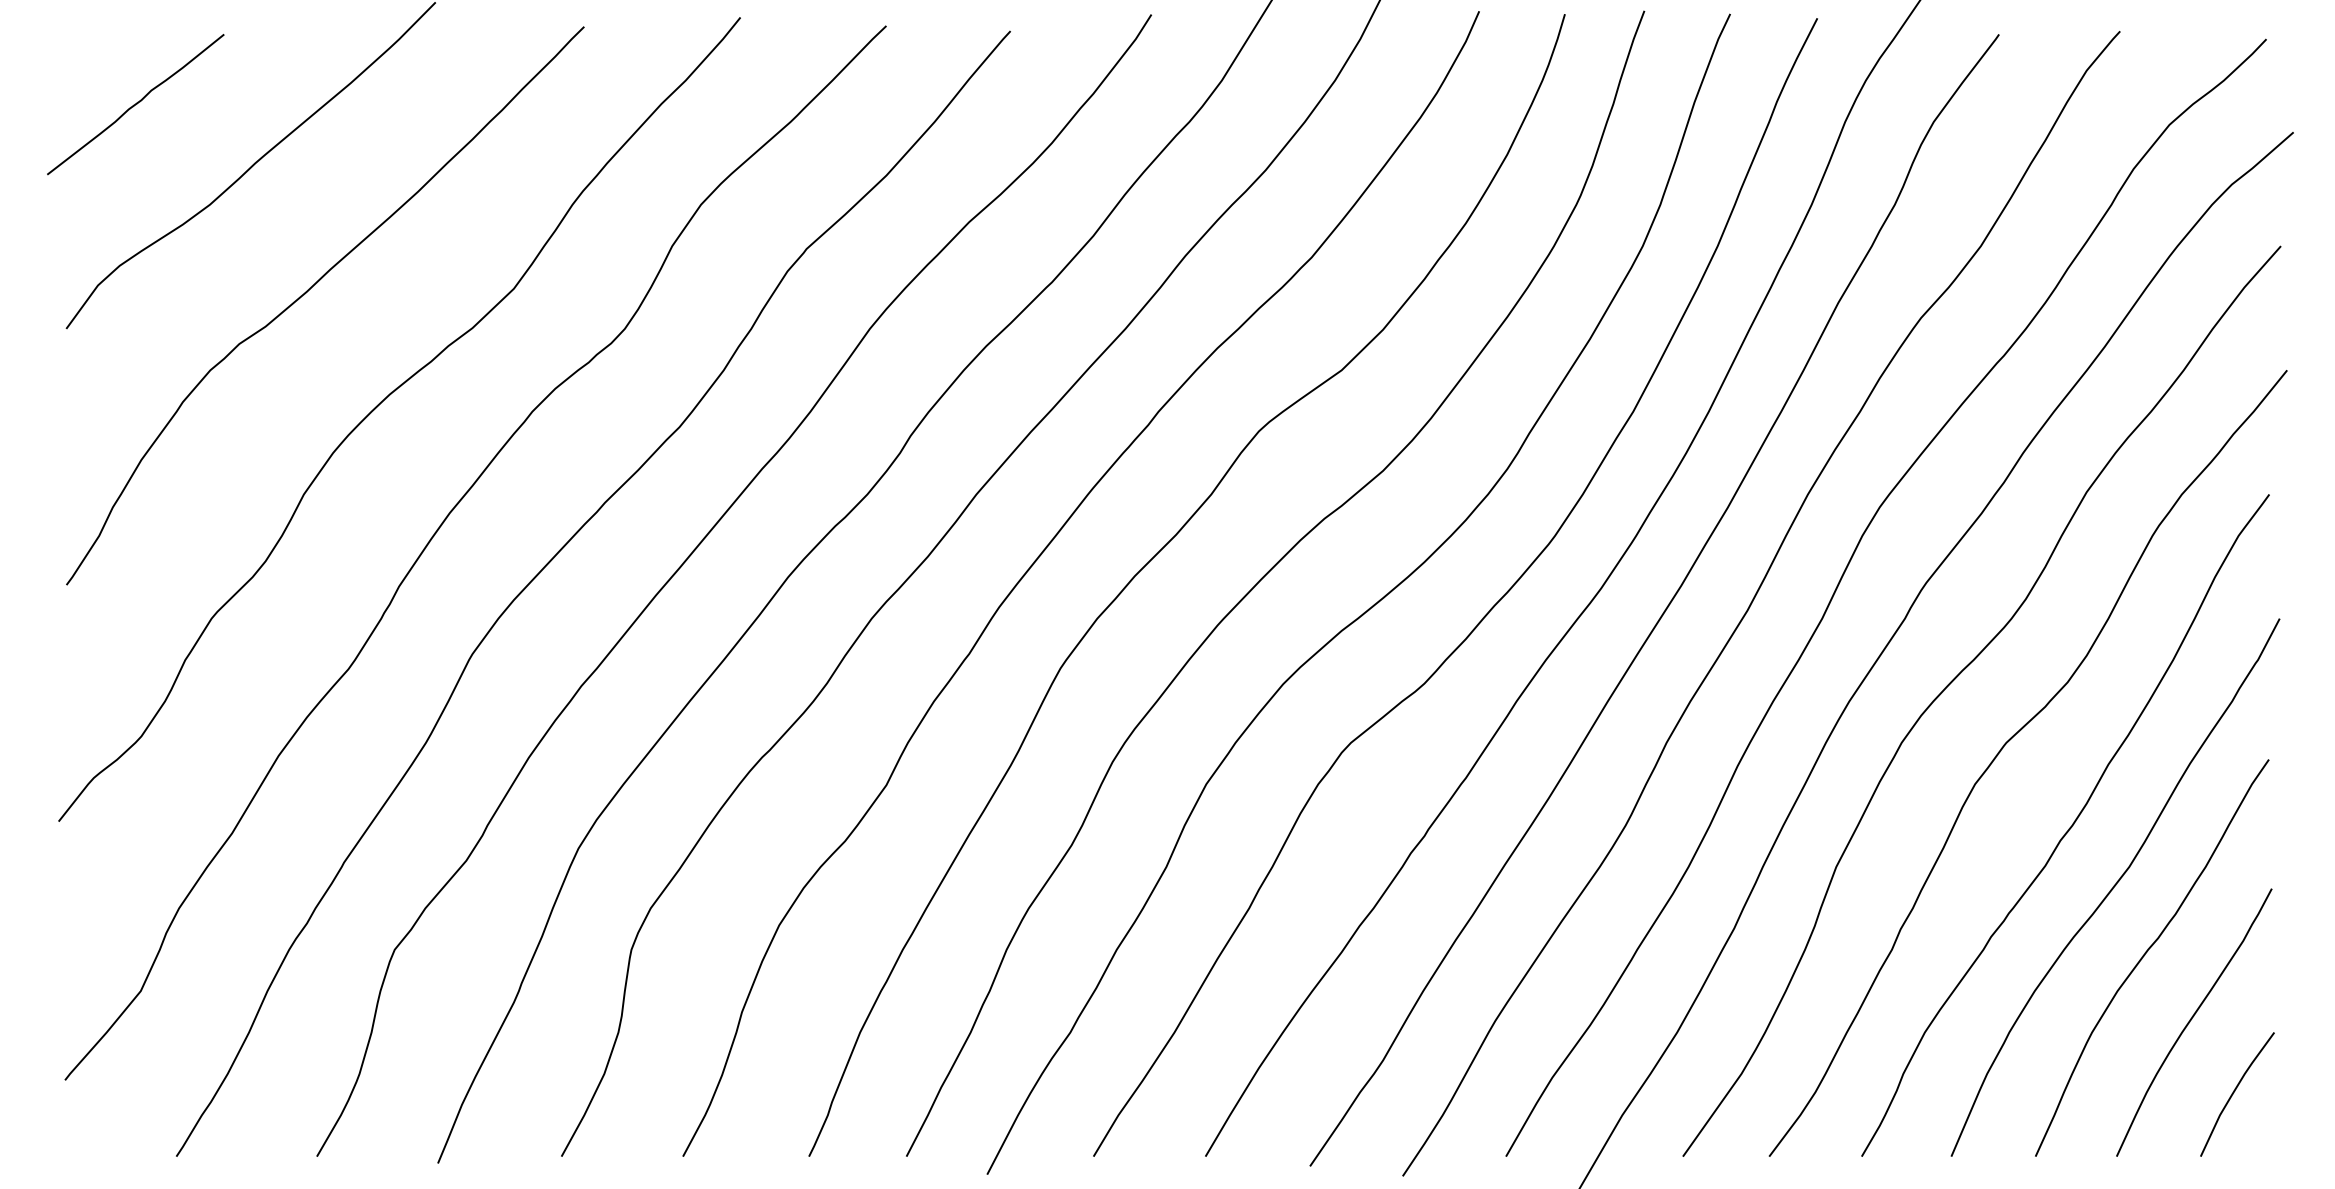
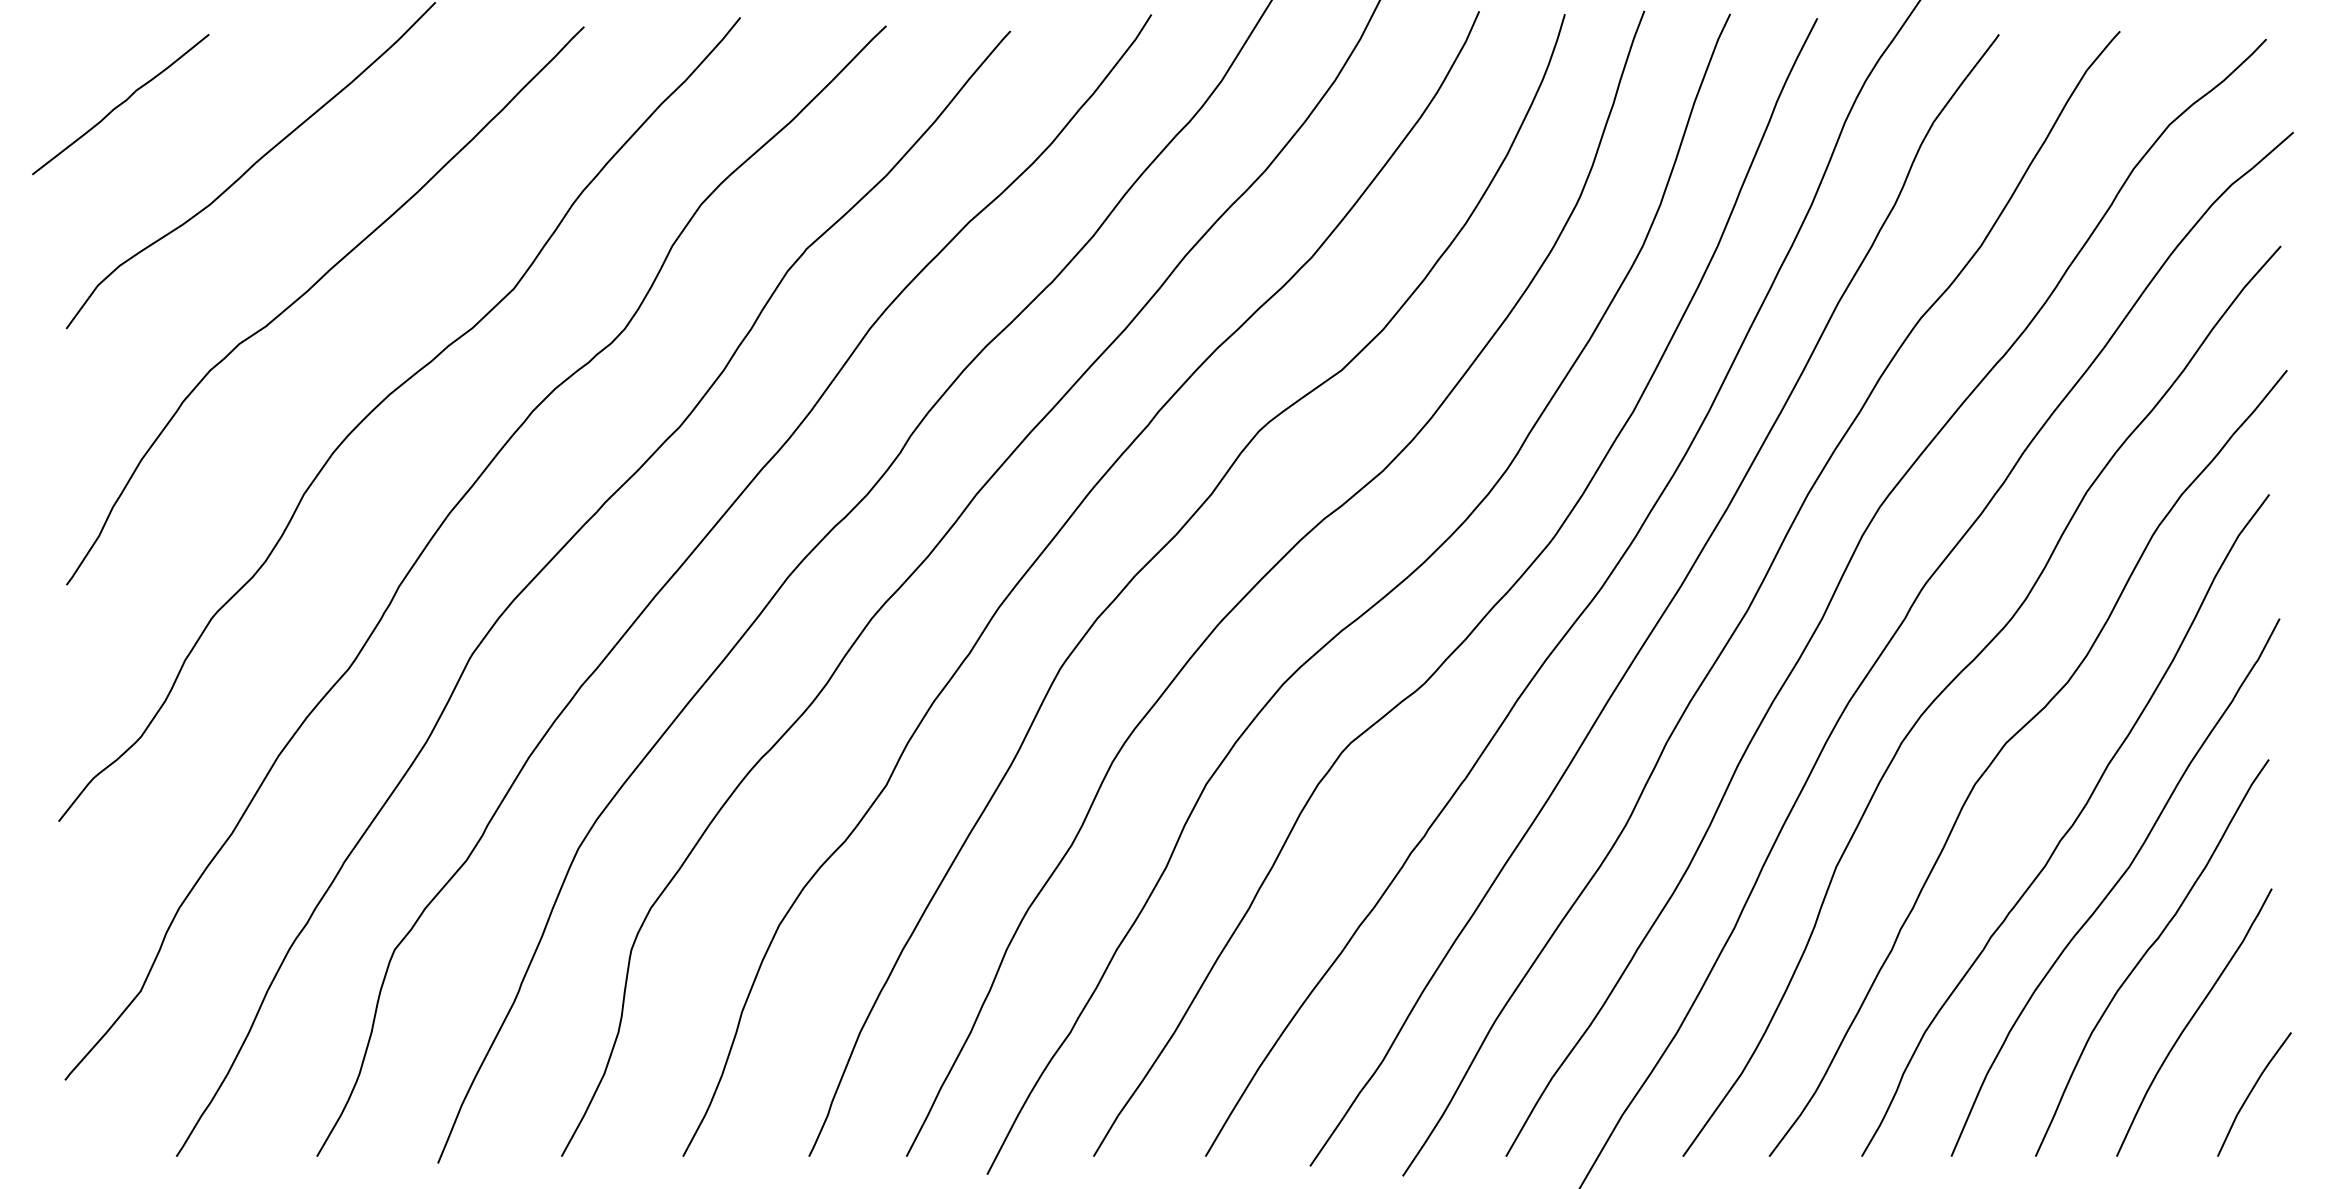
curve position: (135, 104) -> (120, 104) (120, 104)
curve position: (2235, 1091) -> (2252, 1091) (2252, 1091)
